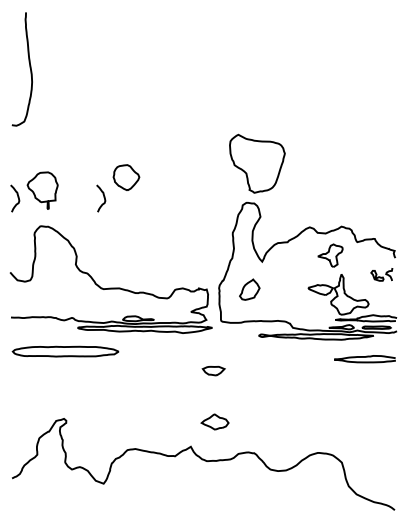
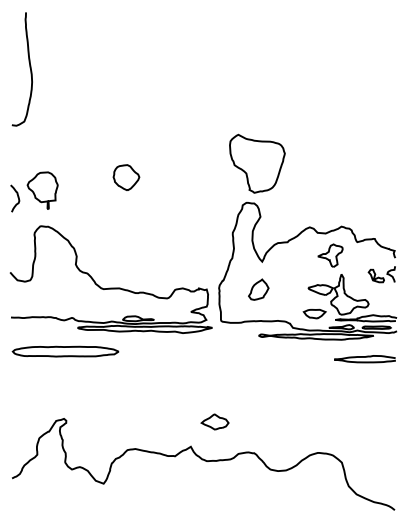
curve: present -> none (103, 197)
part size: 24x14 px -> 29x18 px (381, 274)
part position: (249, 289) -> (258, 289) (258, 289)
part position: (213, 370) -> (314, 313) (314, 313)
